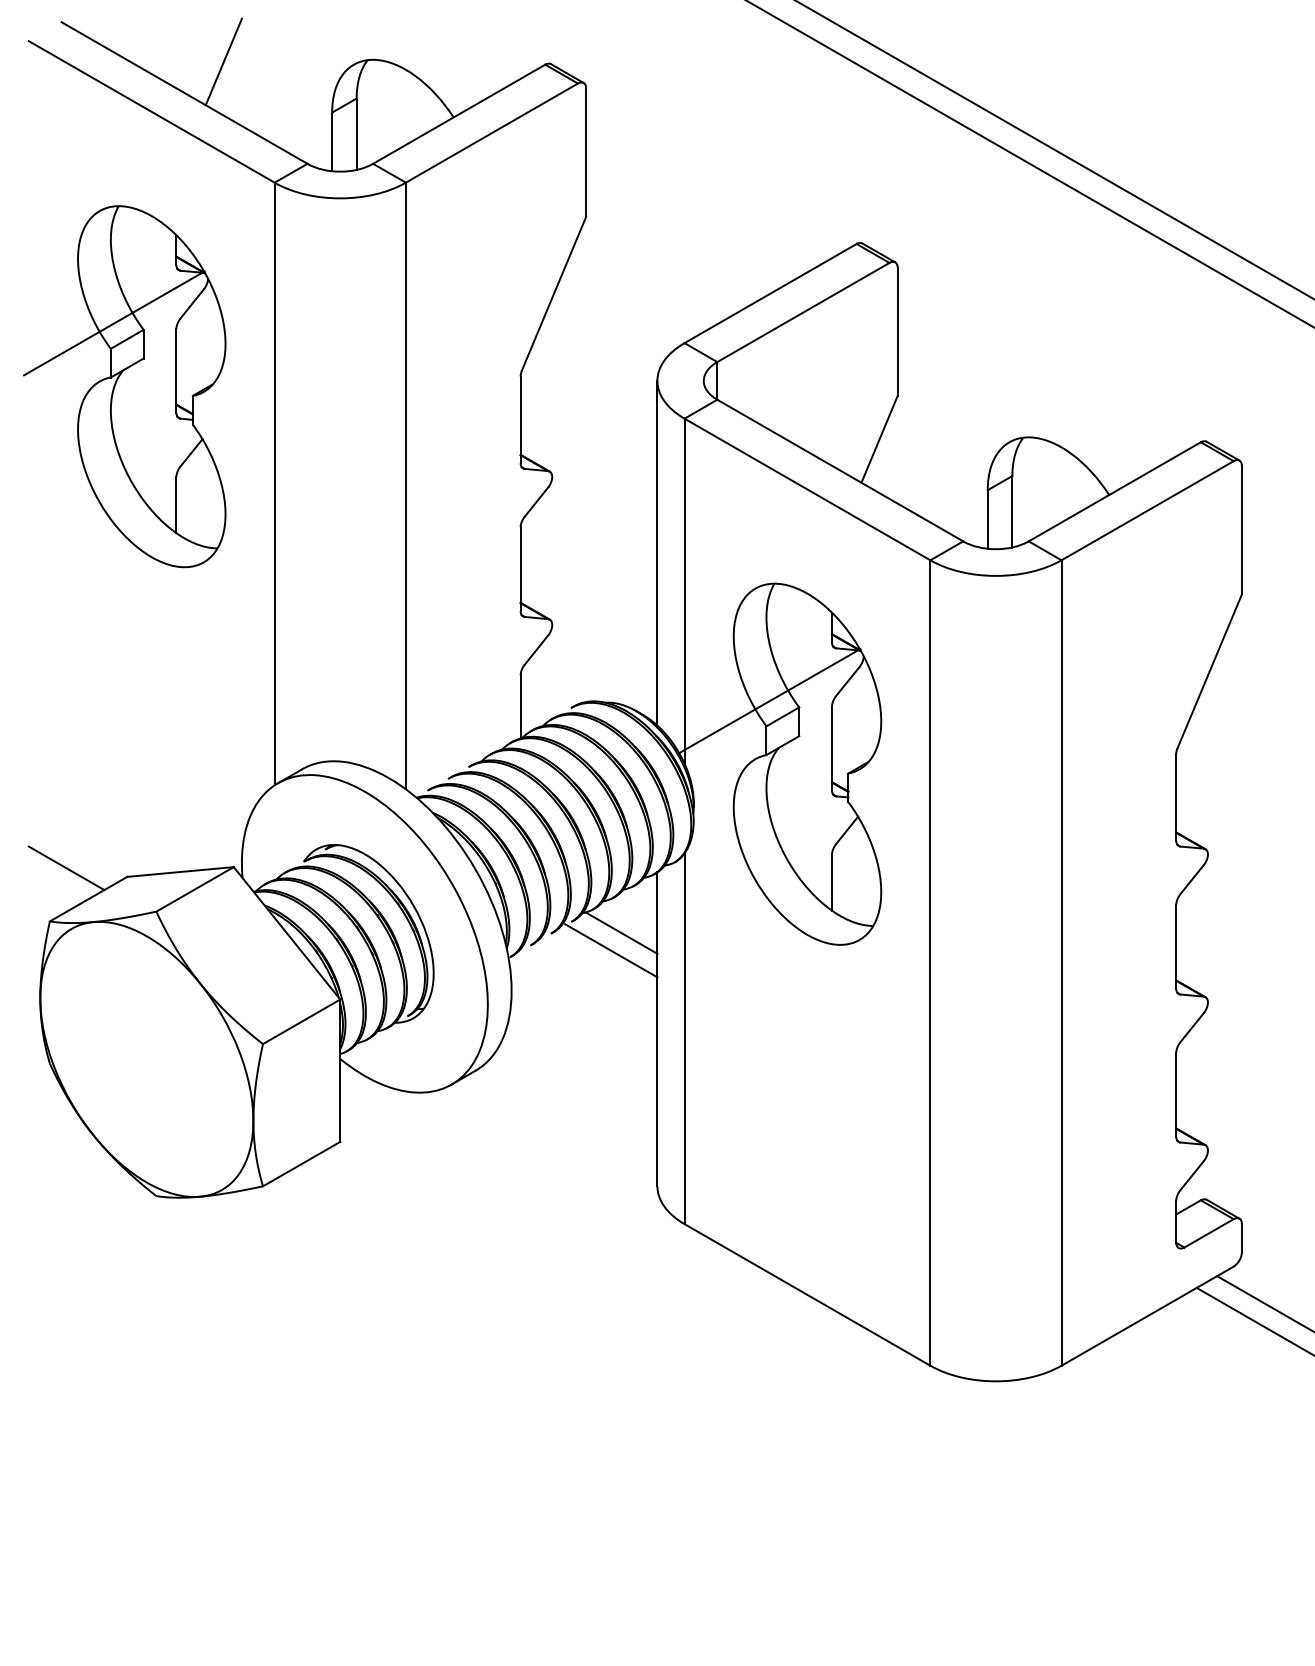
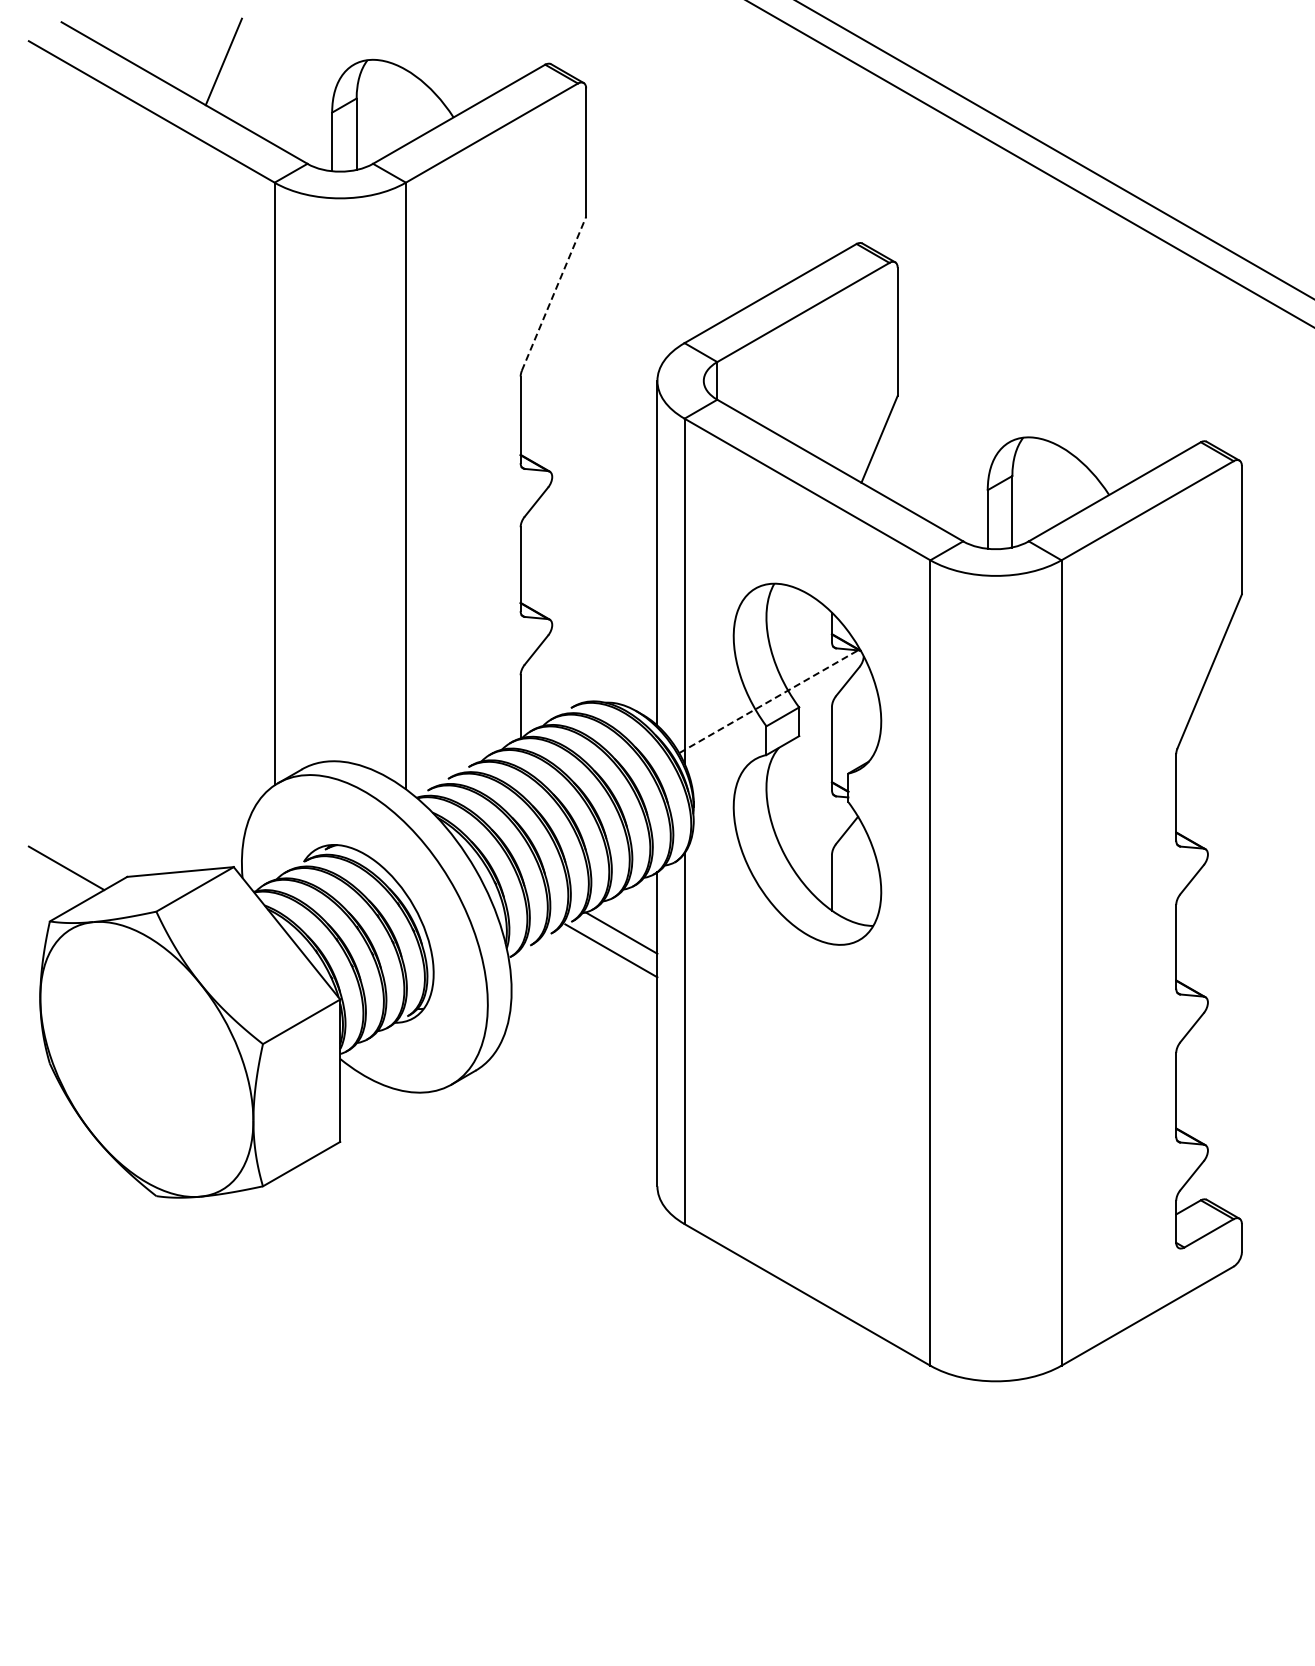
line: solid -> dashed (554, 293)
part: present -> none (124, 386)
line: solid -> dashed (770, 700)
line: present -> none (1264, 1303)
line: present -> none (1253, 1320)
